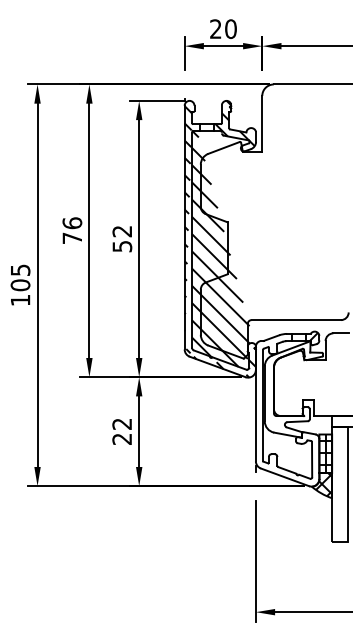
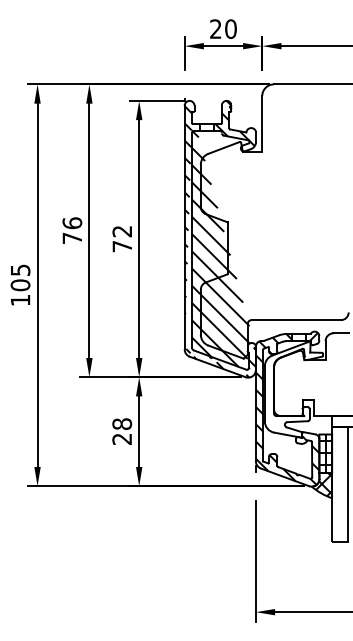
text: 52 -> 72 (122, 246)
hatch: none -> present (287, 408)
text: 22 -> 28 (122, 423)
